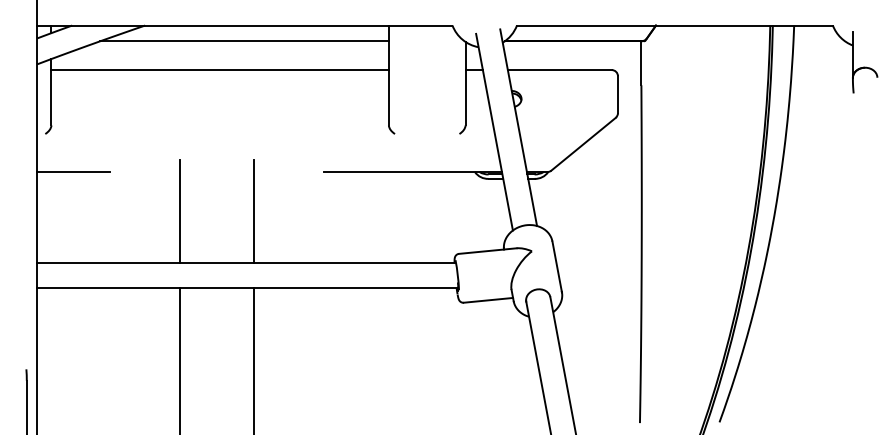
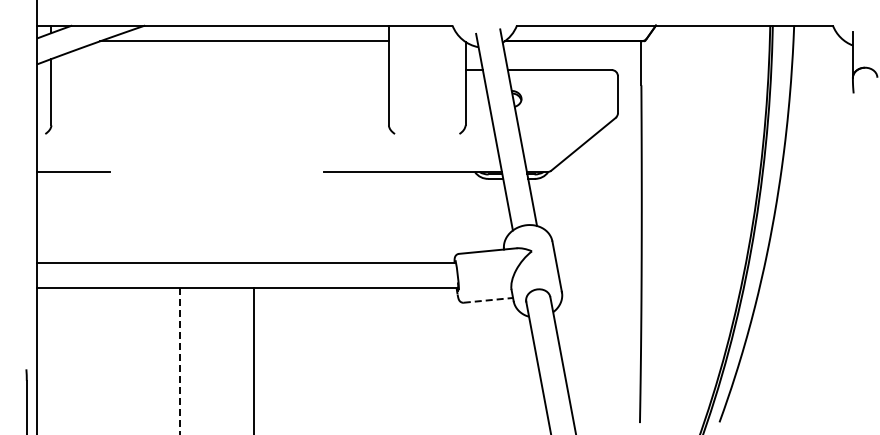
line: present -> none (219, 70)
line: present -> none (180, 211)
line: present -> none (253, 211)
line: solid -> dashed (488, 300)
line: solid -> dashed (180, 361)
